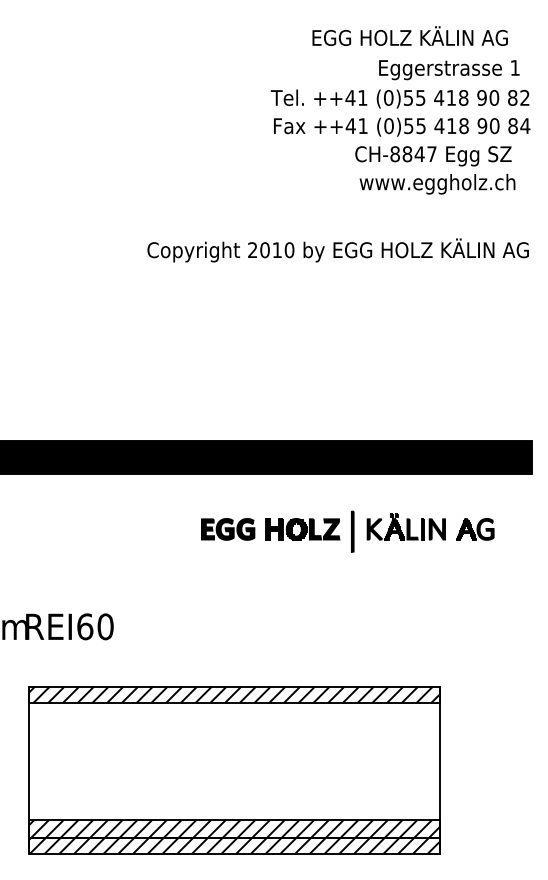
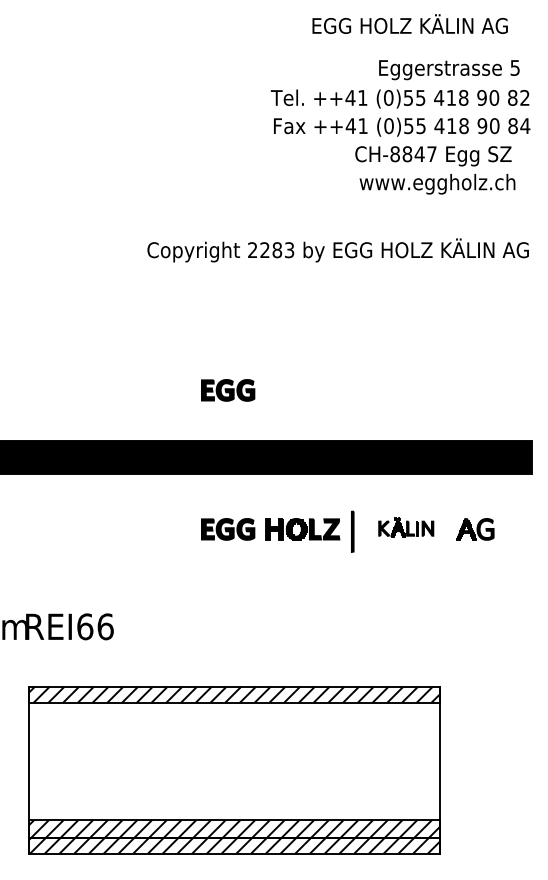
text position: (409, 35) -> (409, 23) (409, 23)
text: 1 -> 5 (514, 67)
text: 2010 -> 2283 (277, 250)
part: none -> present (228, 390)
part size: 80x28 px -> 57x21 px (406, 527)
text: REI60 -> REI66 (105, 626)
